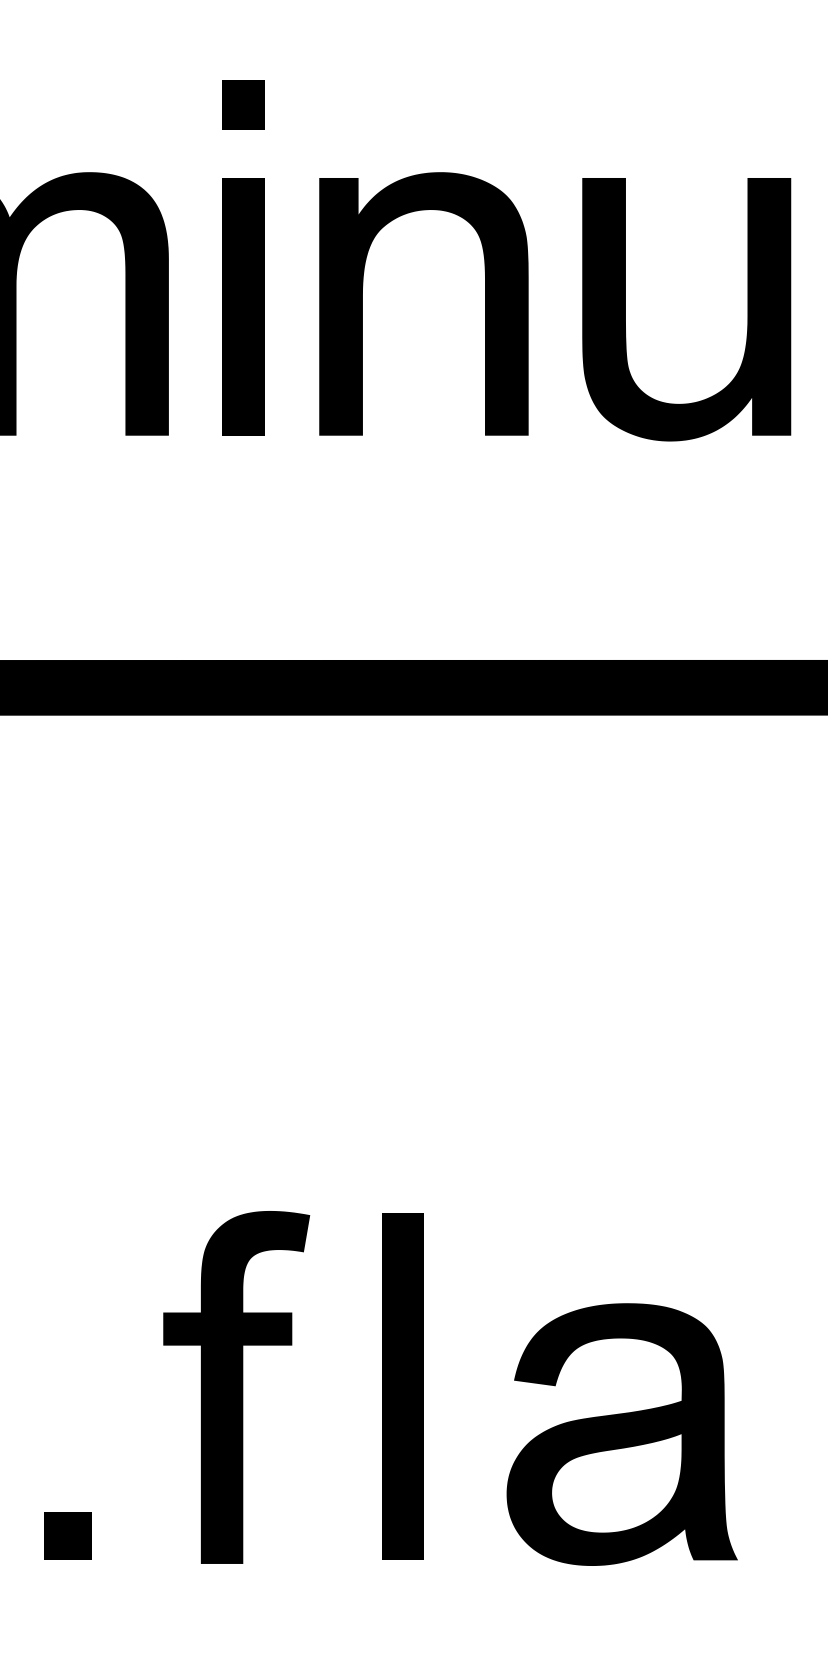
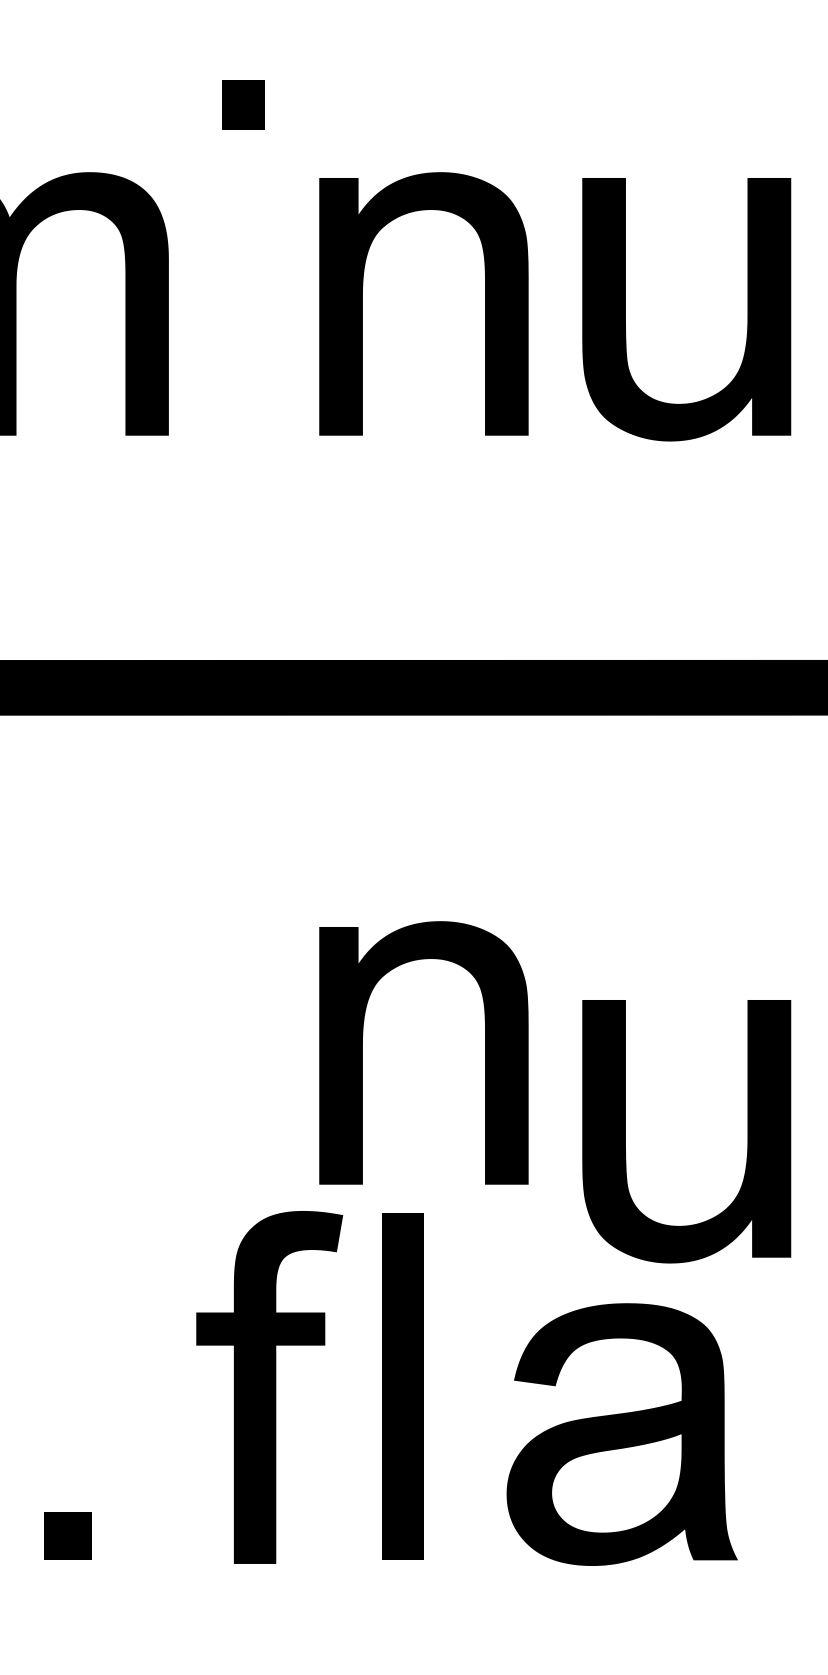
fill: present -> none (243, 306)
part: none -> present (362, 1052)
part: none -> present (625, 1131)
part position: (236, 1387) -> (269, 1387) (269, 1387)
